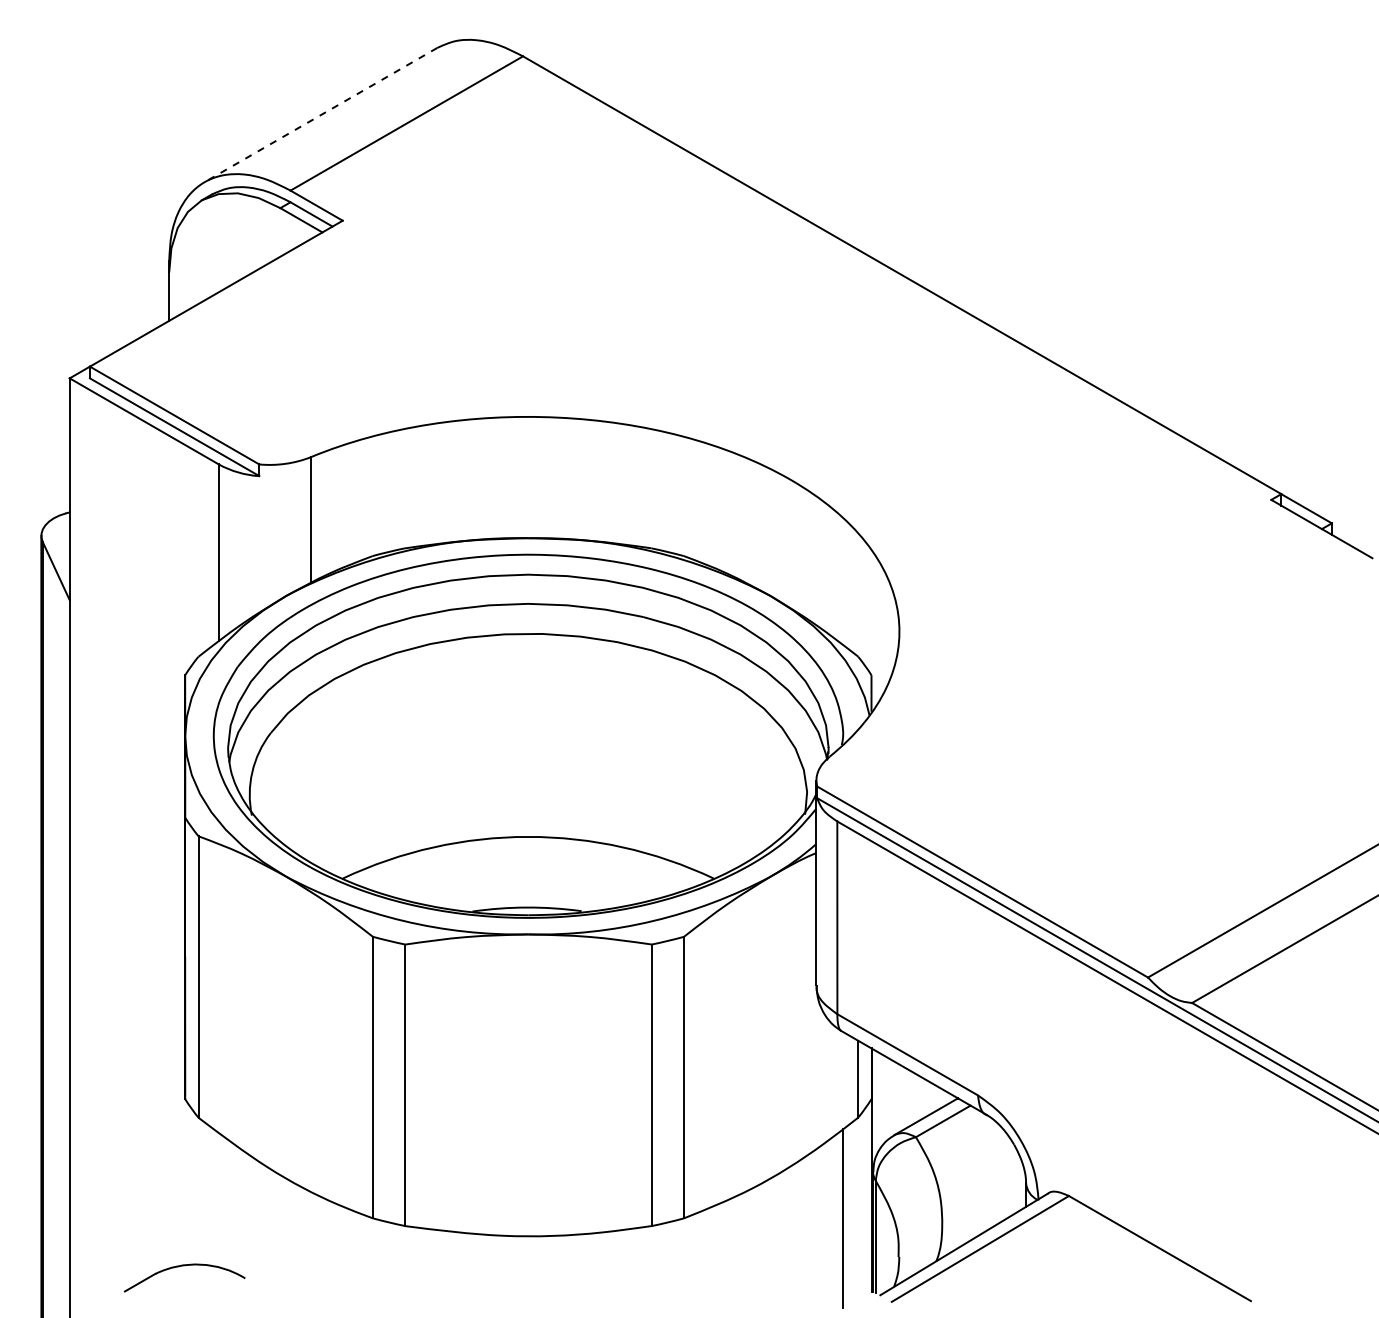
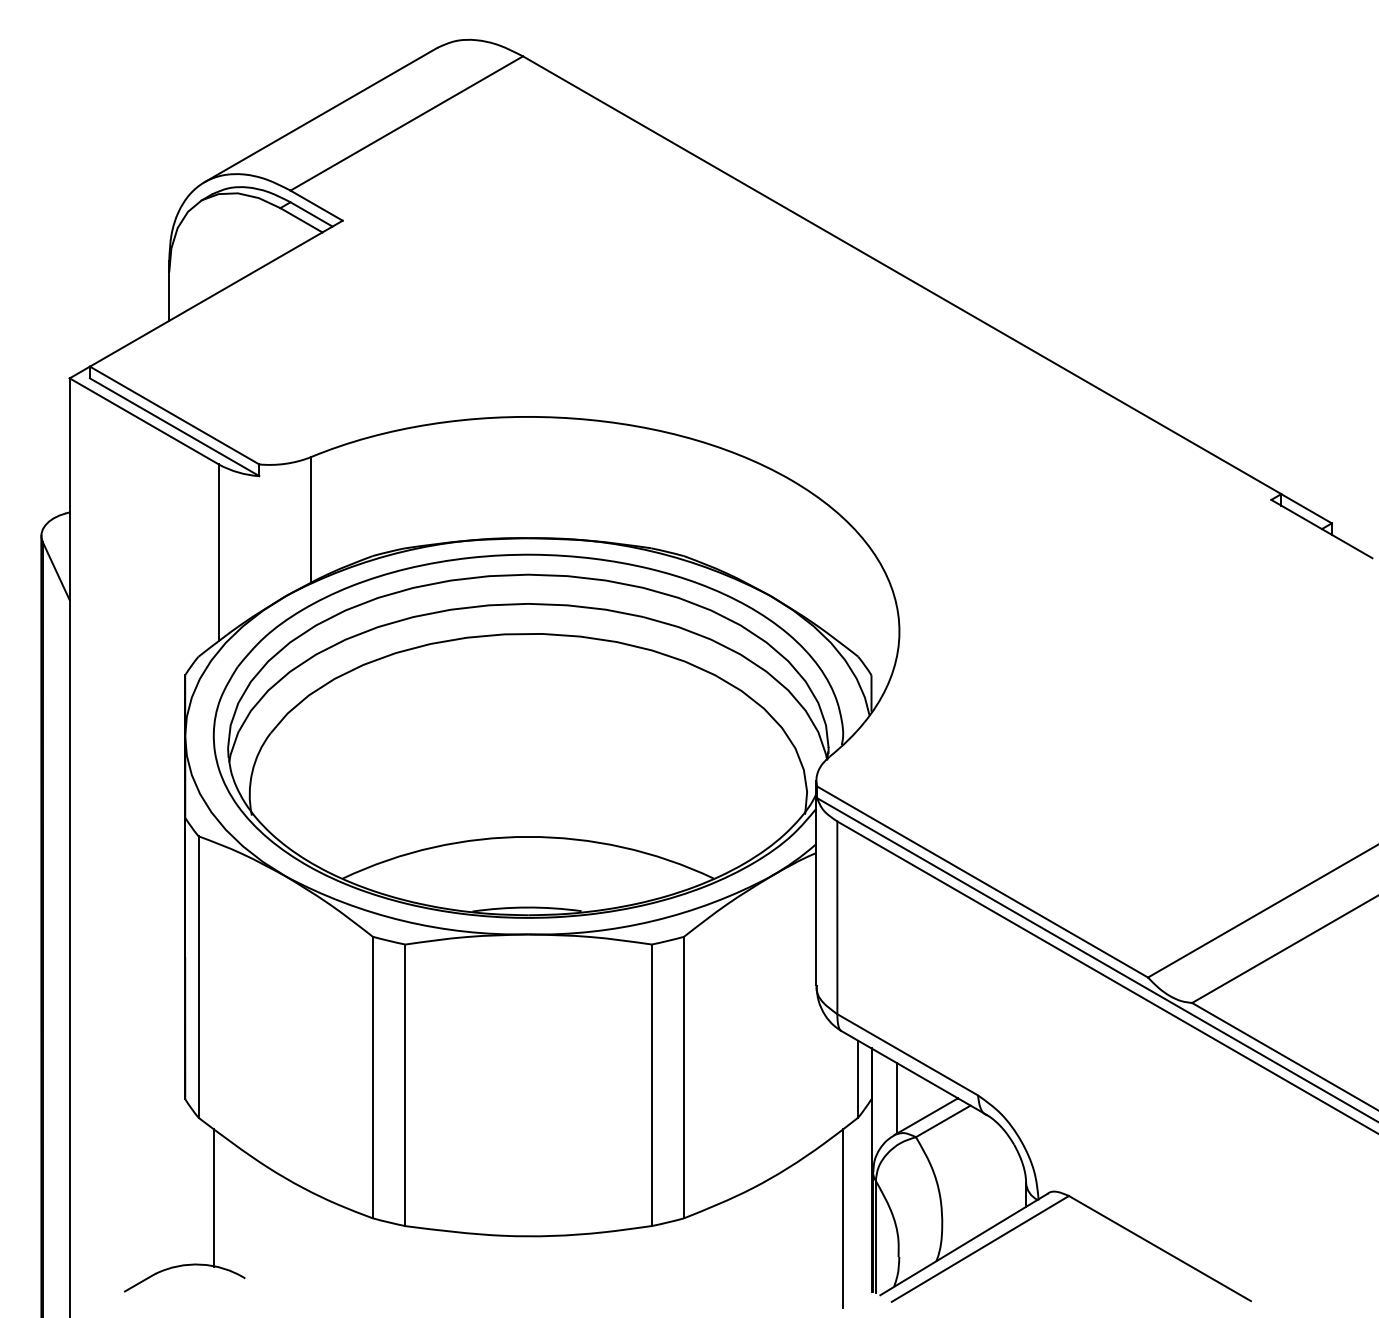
line: dashed -> solid (320, 115)
line: none -> present (897, 1098)
line: none -> present (213, 1197)
